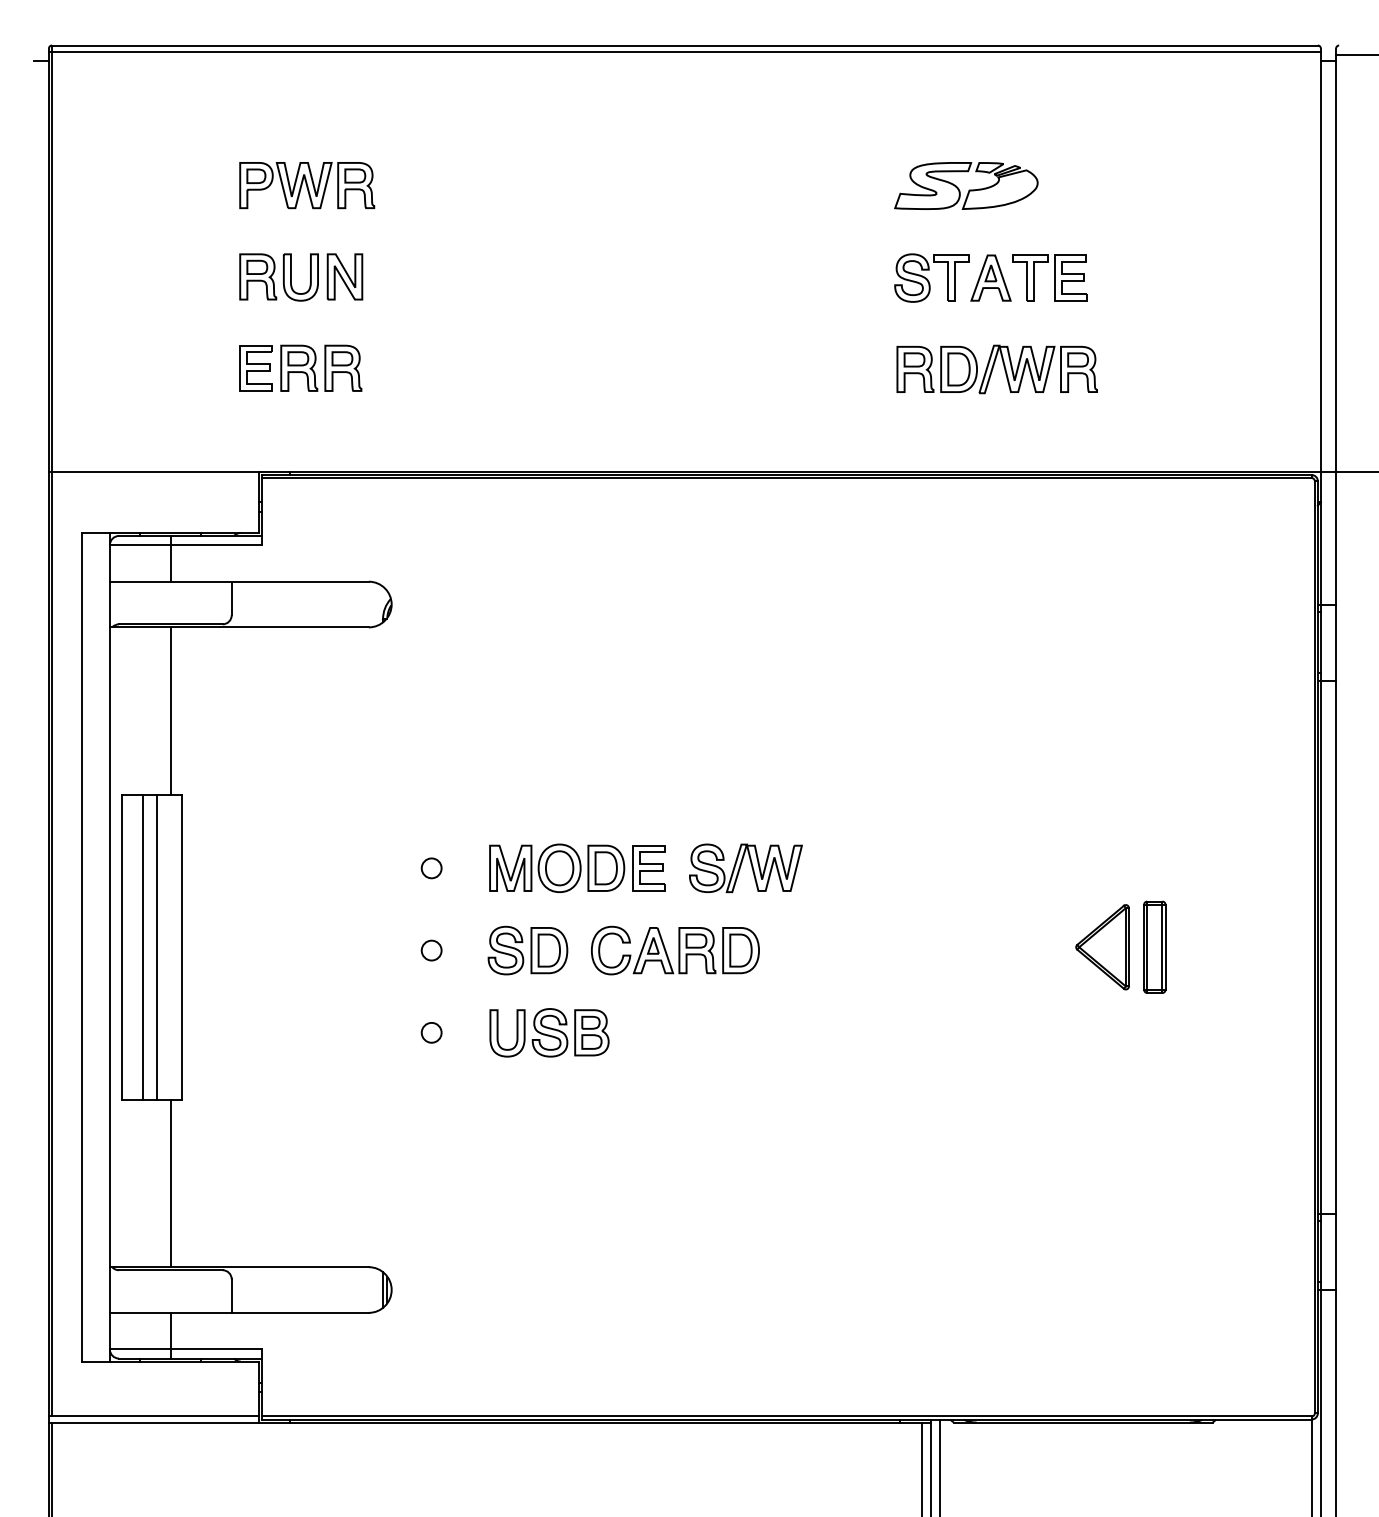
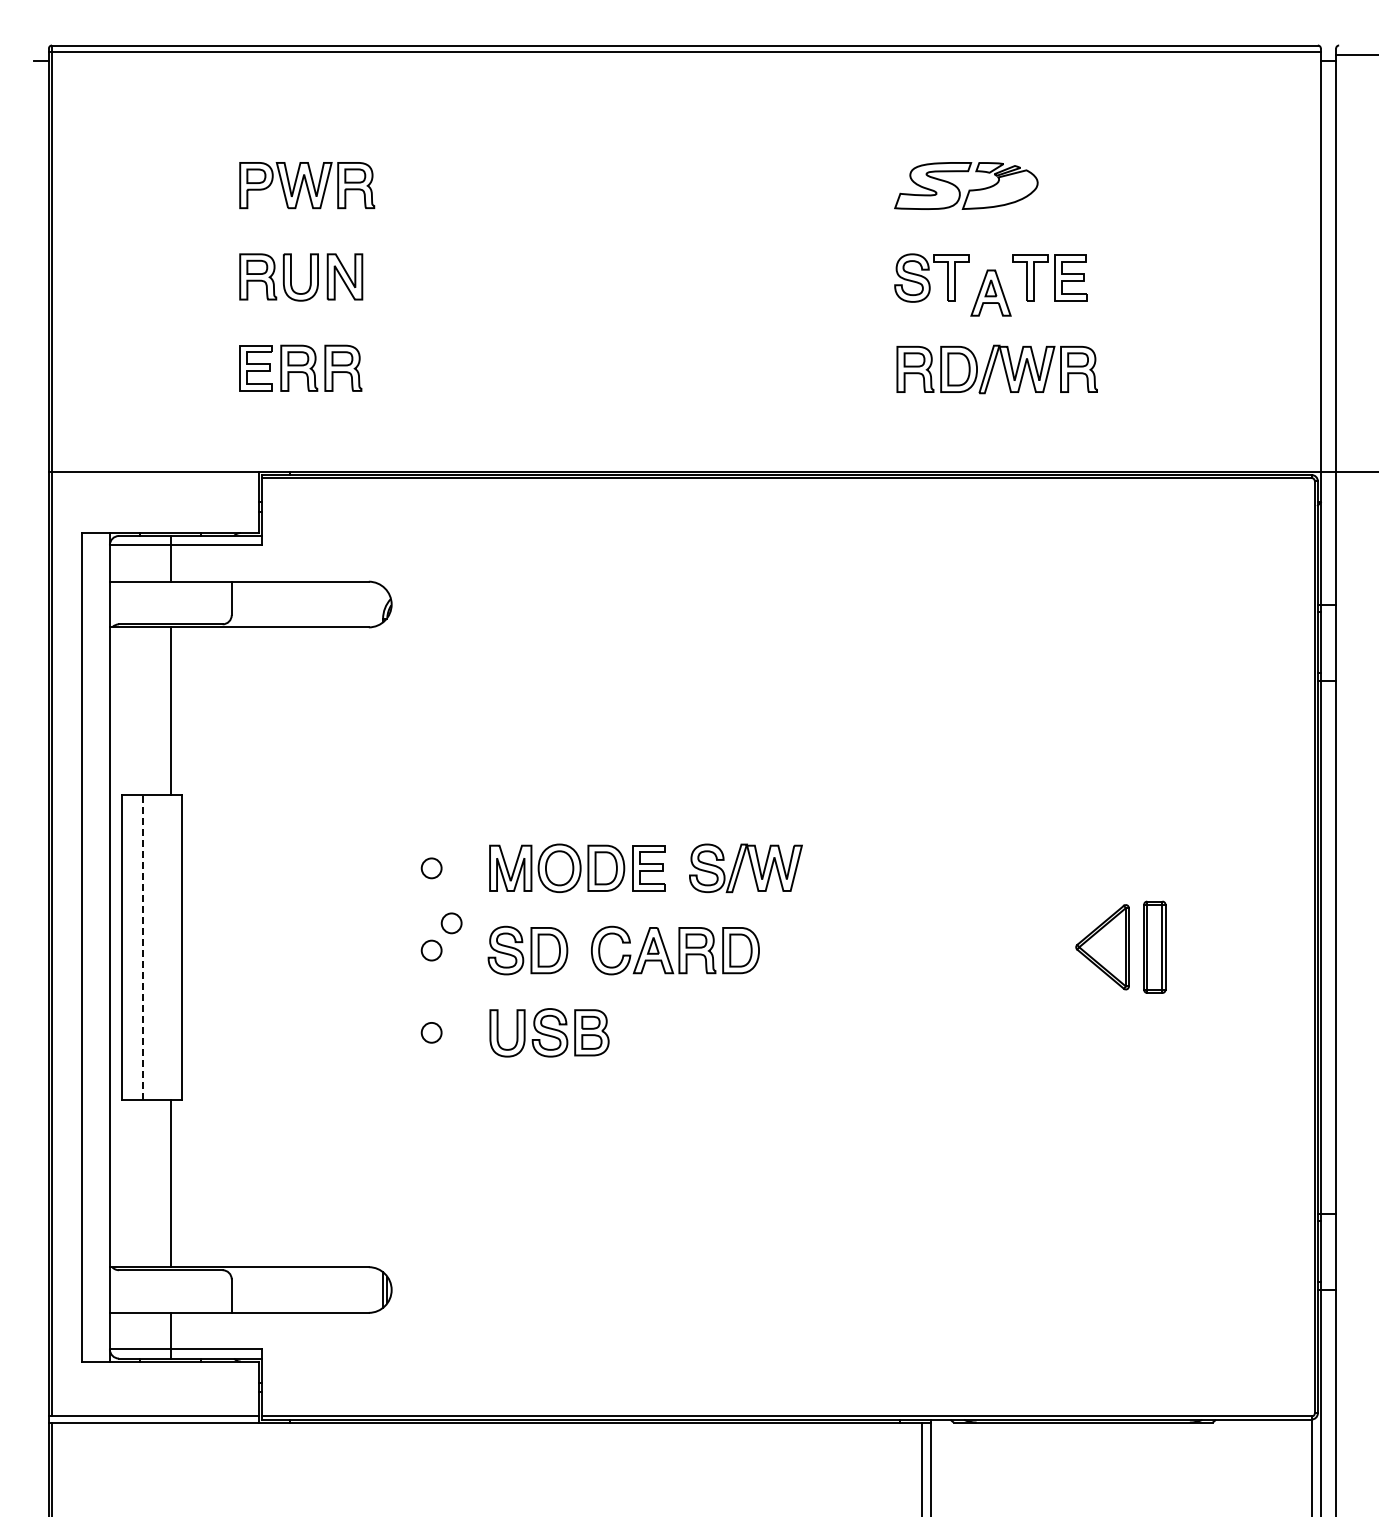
part position: (990, 277) -> (990, 292) (990, 292)
part: none -> present (451, 923)
line: solid -> dashed (143, 946)
line: present -> none (157, 946)
line: present -> none (940, 1466)
